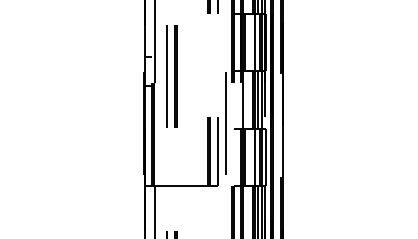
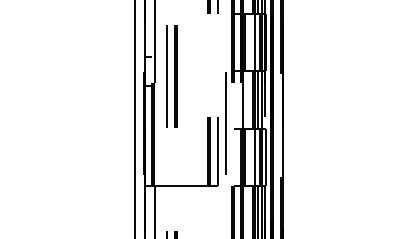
line: none -> present (135, 118)
